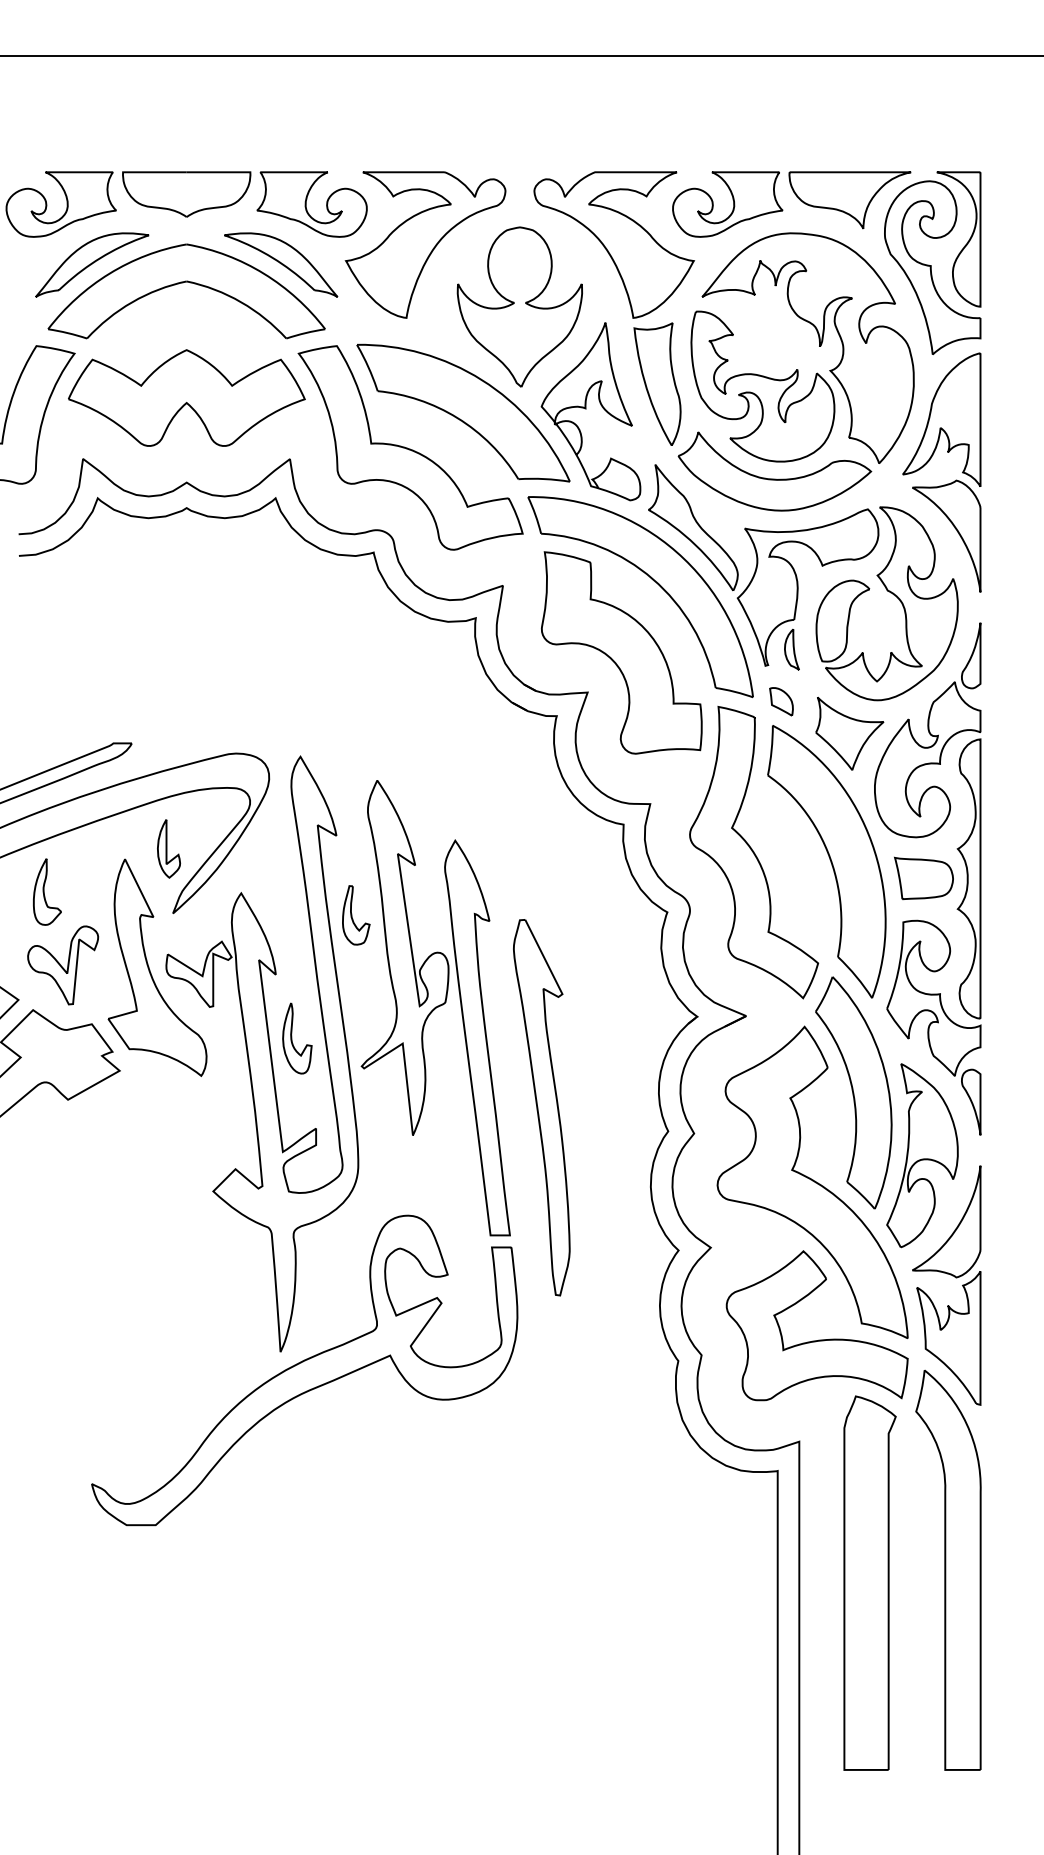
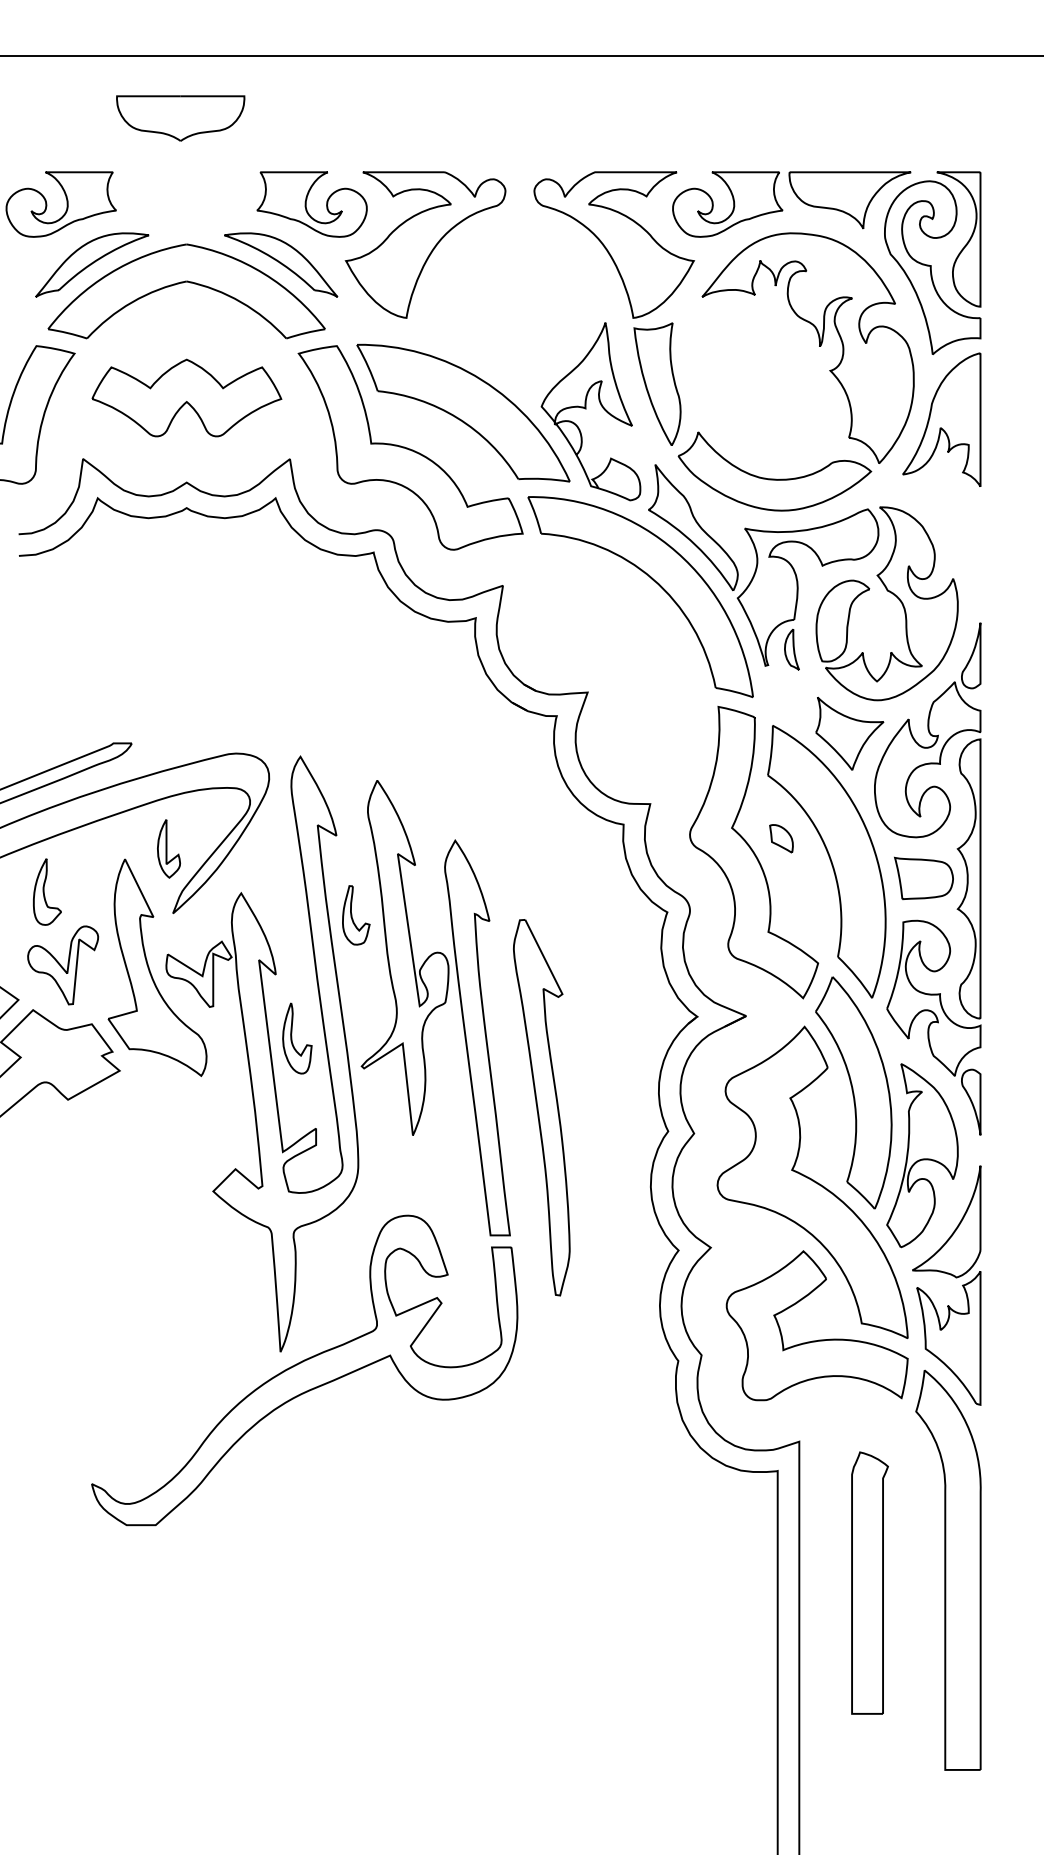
part position: (186, 194) -> (180, 118) (180, 118)
part: present -> none (519, 306)
part: present -> none (762, 386)
part size: 238x98 px -> 192x80 px (186, 397)
part: present -> none (954, 528)
part: present -> none (621, 652)
part position: (781, 701) -> (781, 838) (781, 838)
part size: 54x376 px -> 38x264 px (869, 1582)
